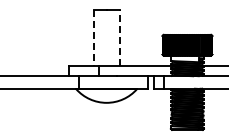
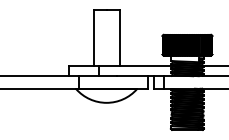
line: dashed -> solid (93, 38)
line: dashed -> solid (119, 38)
